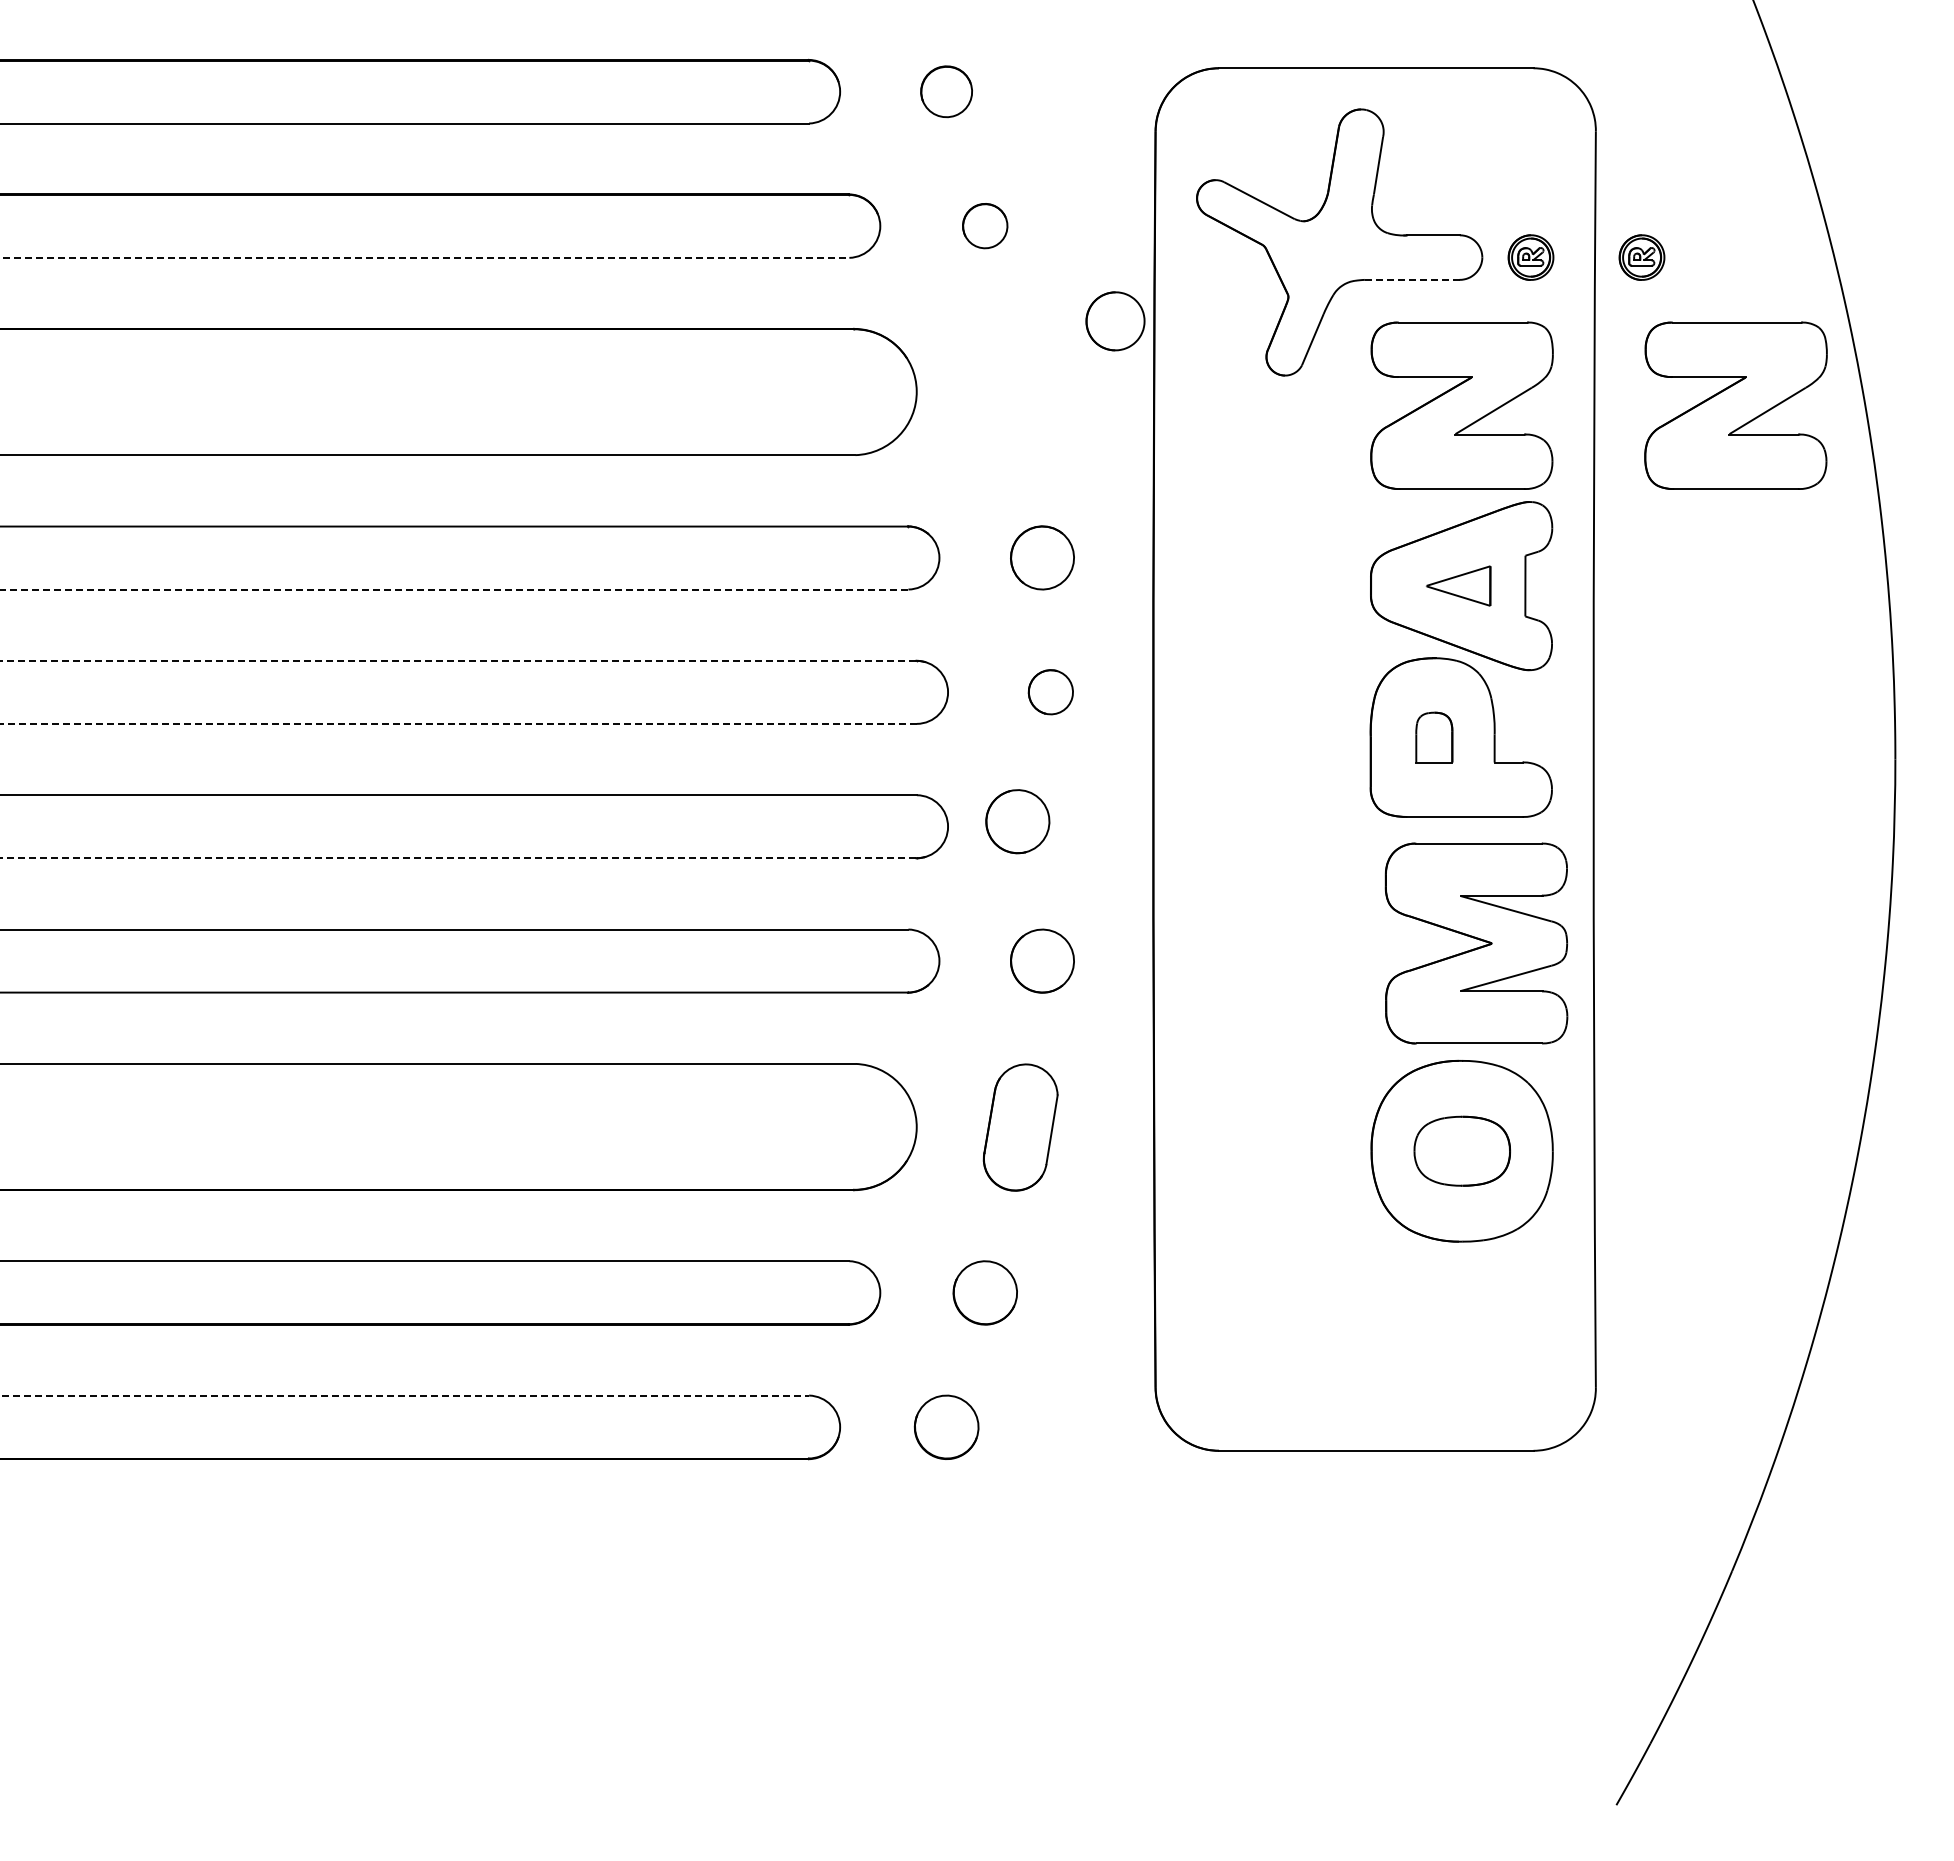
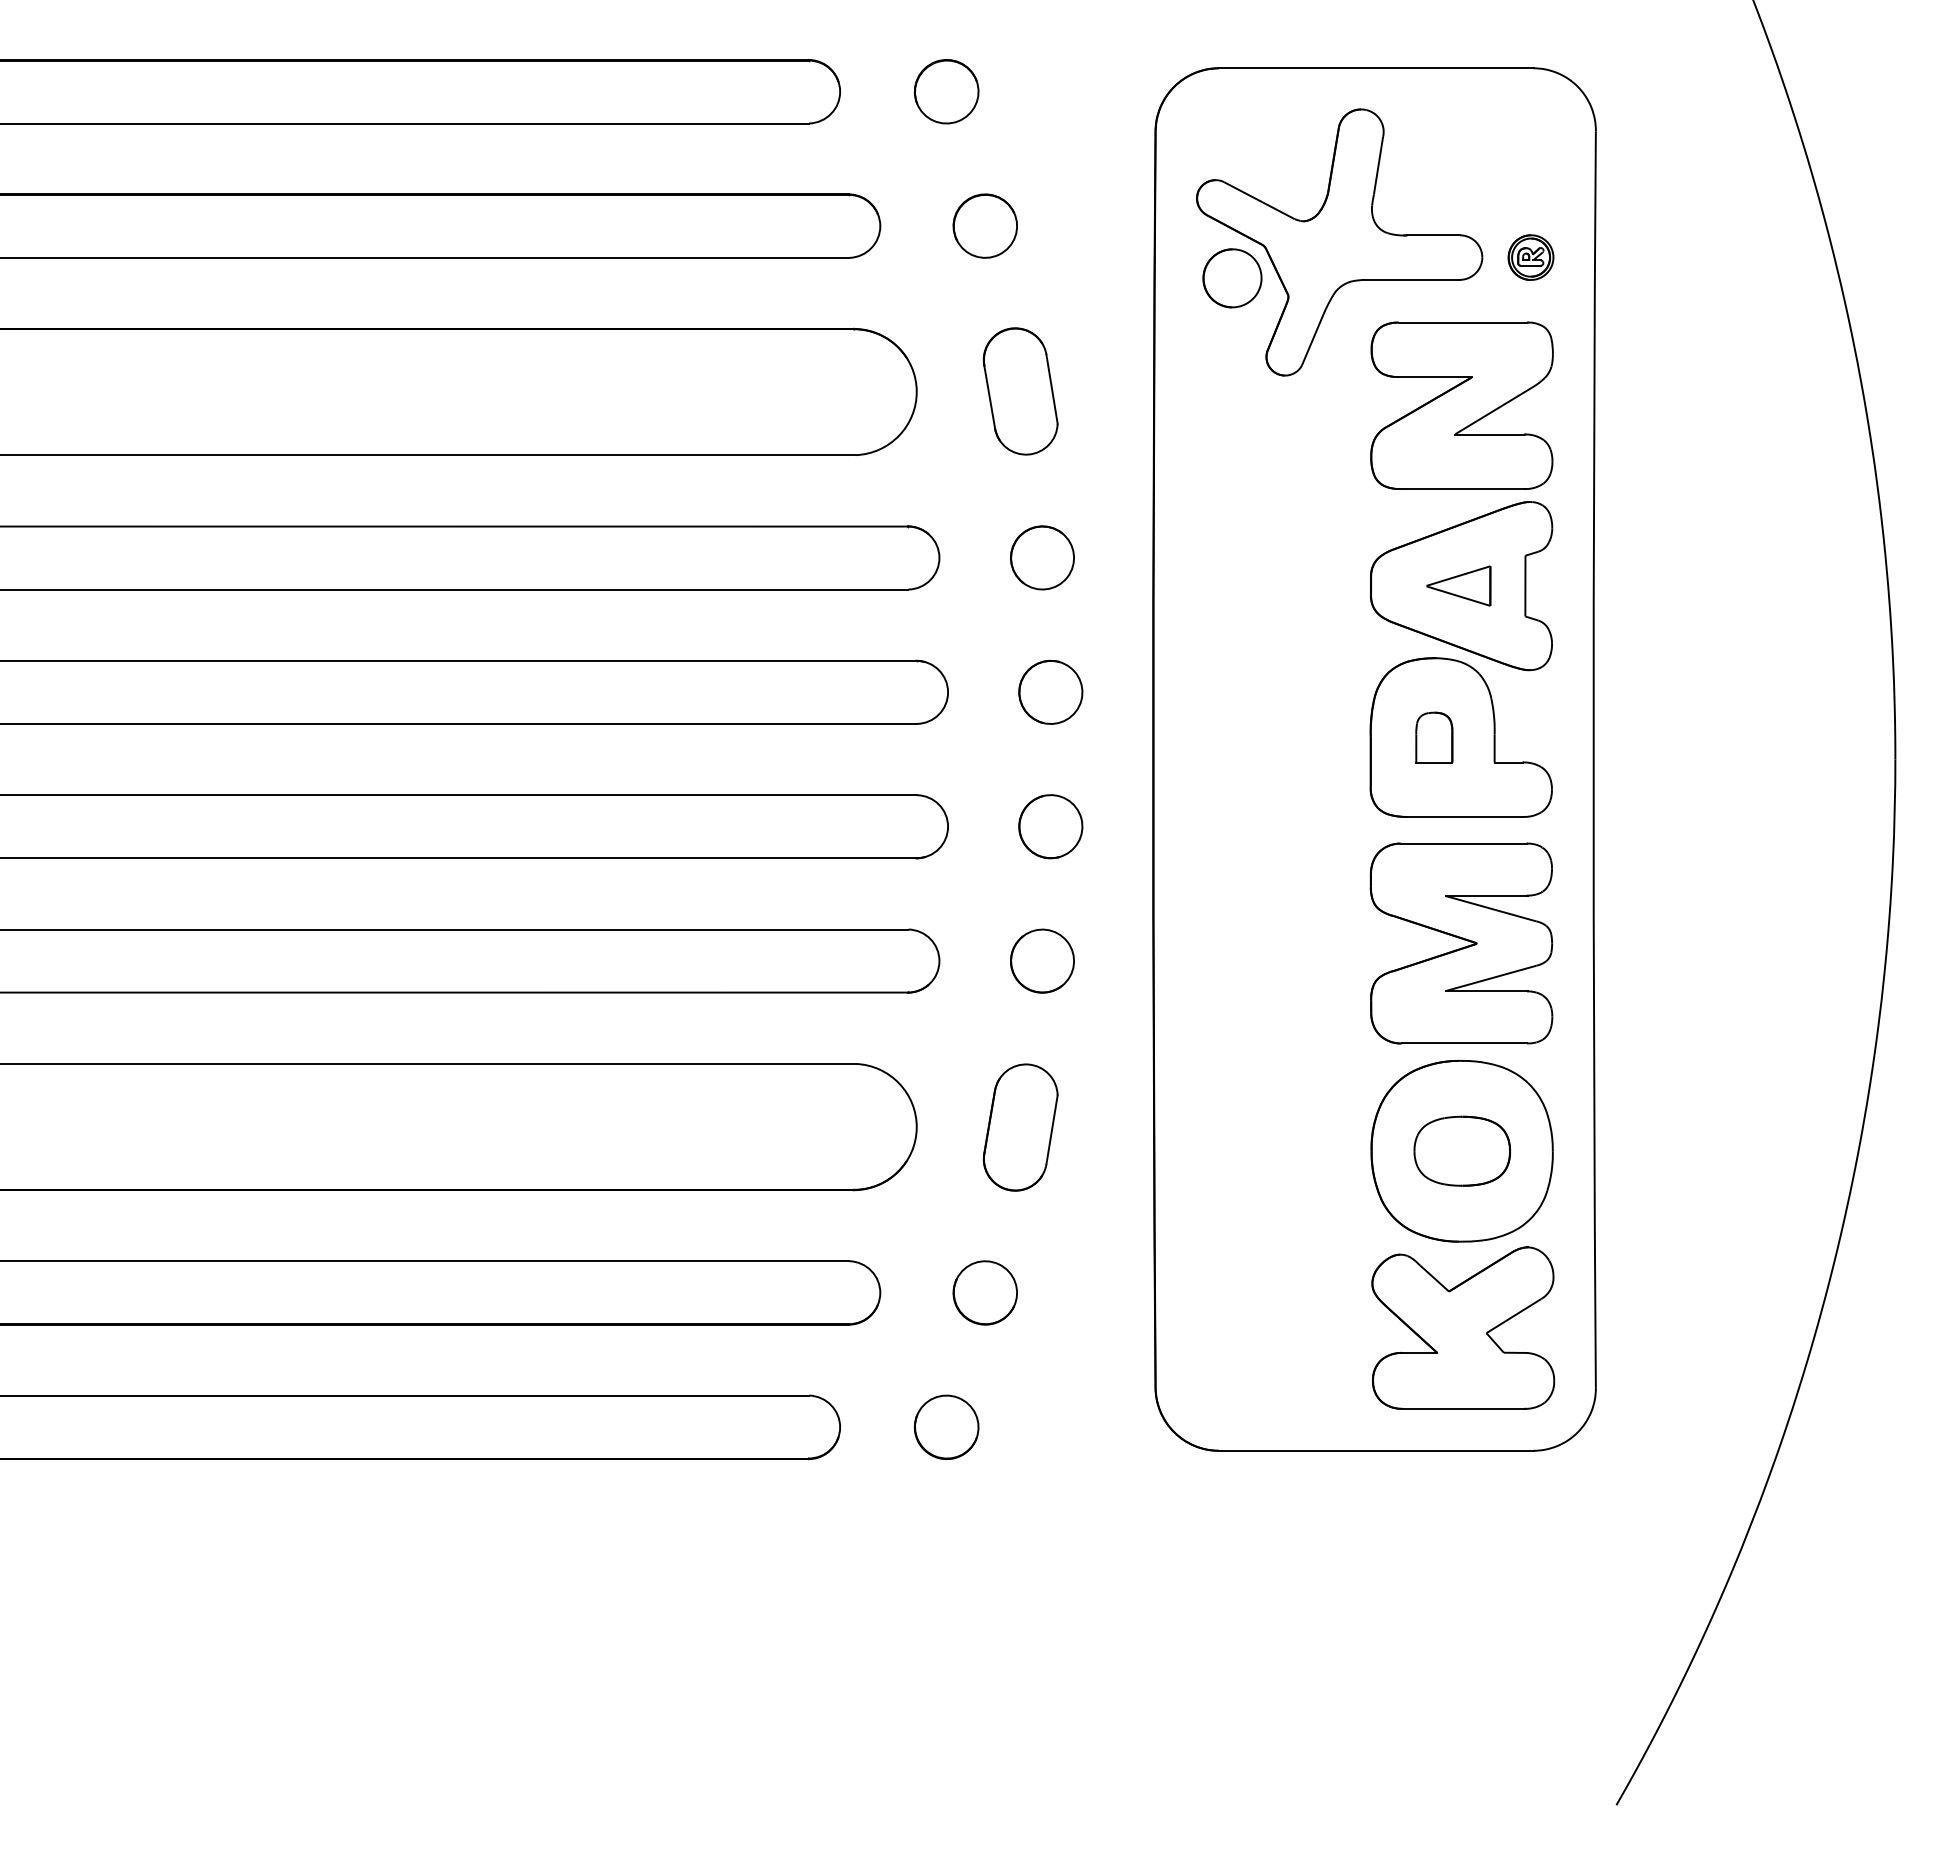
part size: 53x54 px -> 67x66 px (946, 91)
part size: 47x47 px -> 66x66 px (984, 225)
line: dashed -> solid (425, 257)
part: present -> none (1641, 257)
line: dashed -> solid (1411, 279)
part position: (1115, 321) -> (1232, 278) (1232, 278)
part: none -> present (1020, 391)
part: present -> none (1735, 405)
line: dashed -> solid (454, 589)
line: dashed -> solid (458, 660)
part size: 47x47 px -> 66x66 px (1050, 691)
line: dashed -> solid (458, 723)
part position: (1017, 821) -> (1050, 826) (1050, 826)
line: dashed -> solid (458, 858)
part position: (1476, 943) -> (1461, 943) (1461, 943)
part: none -> present (1463, 1327)
line: dashed -> solid (404, 1395)
